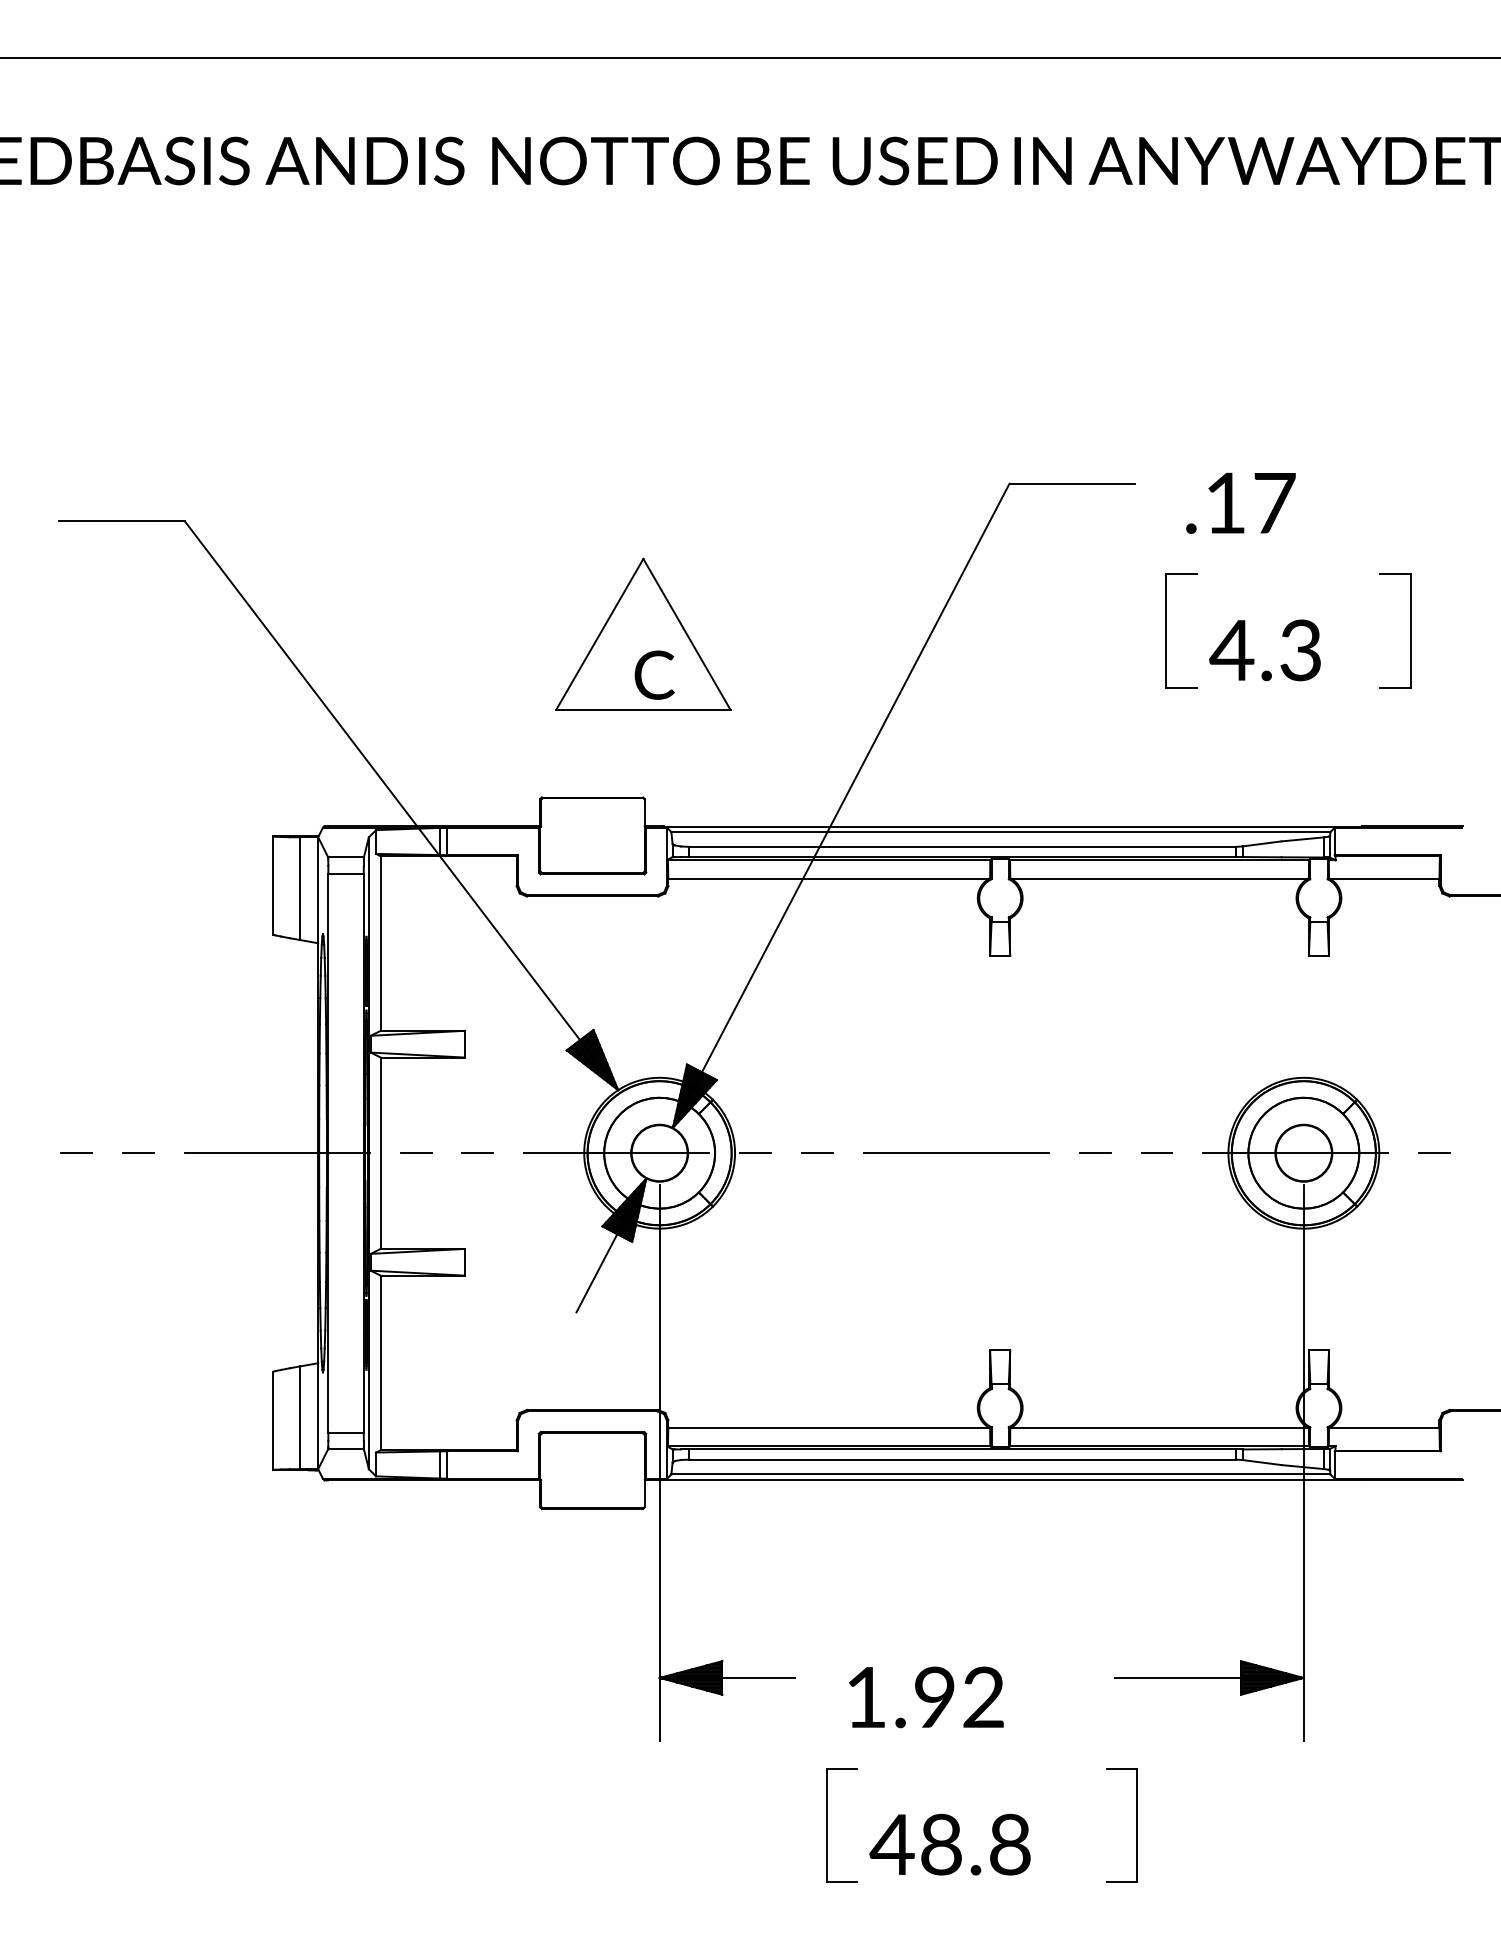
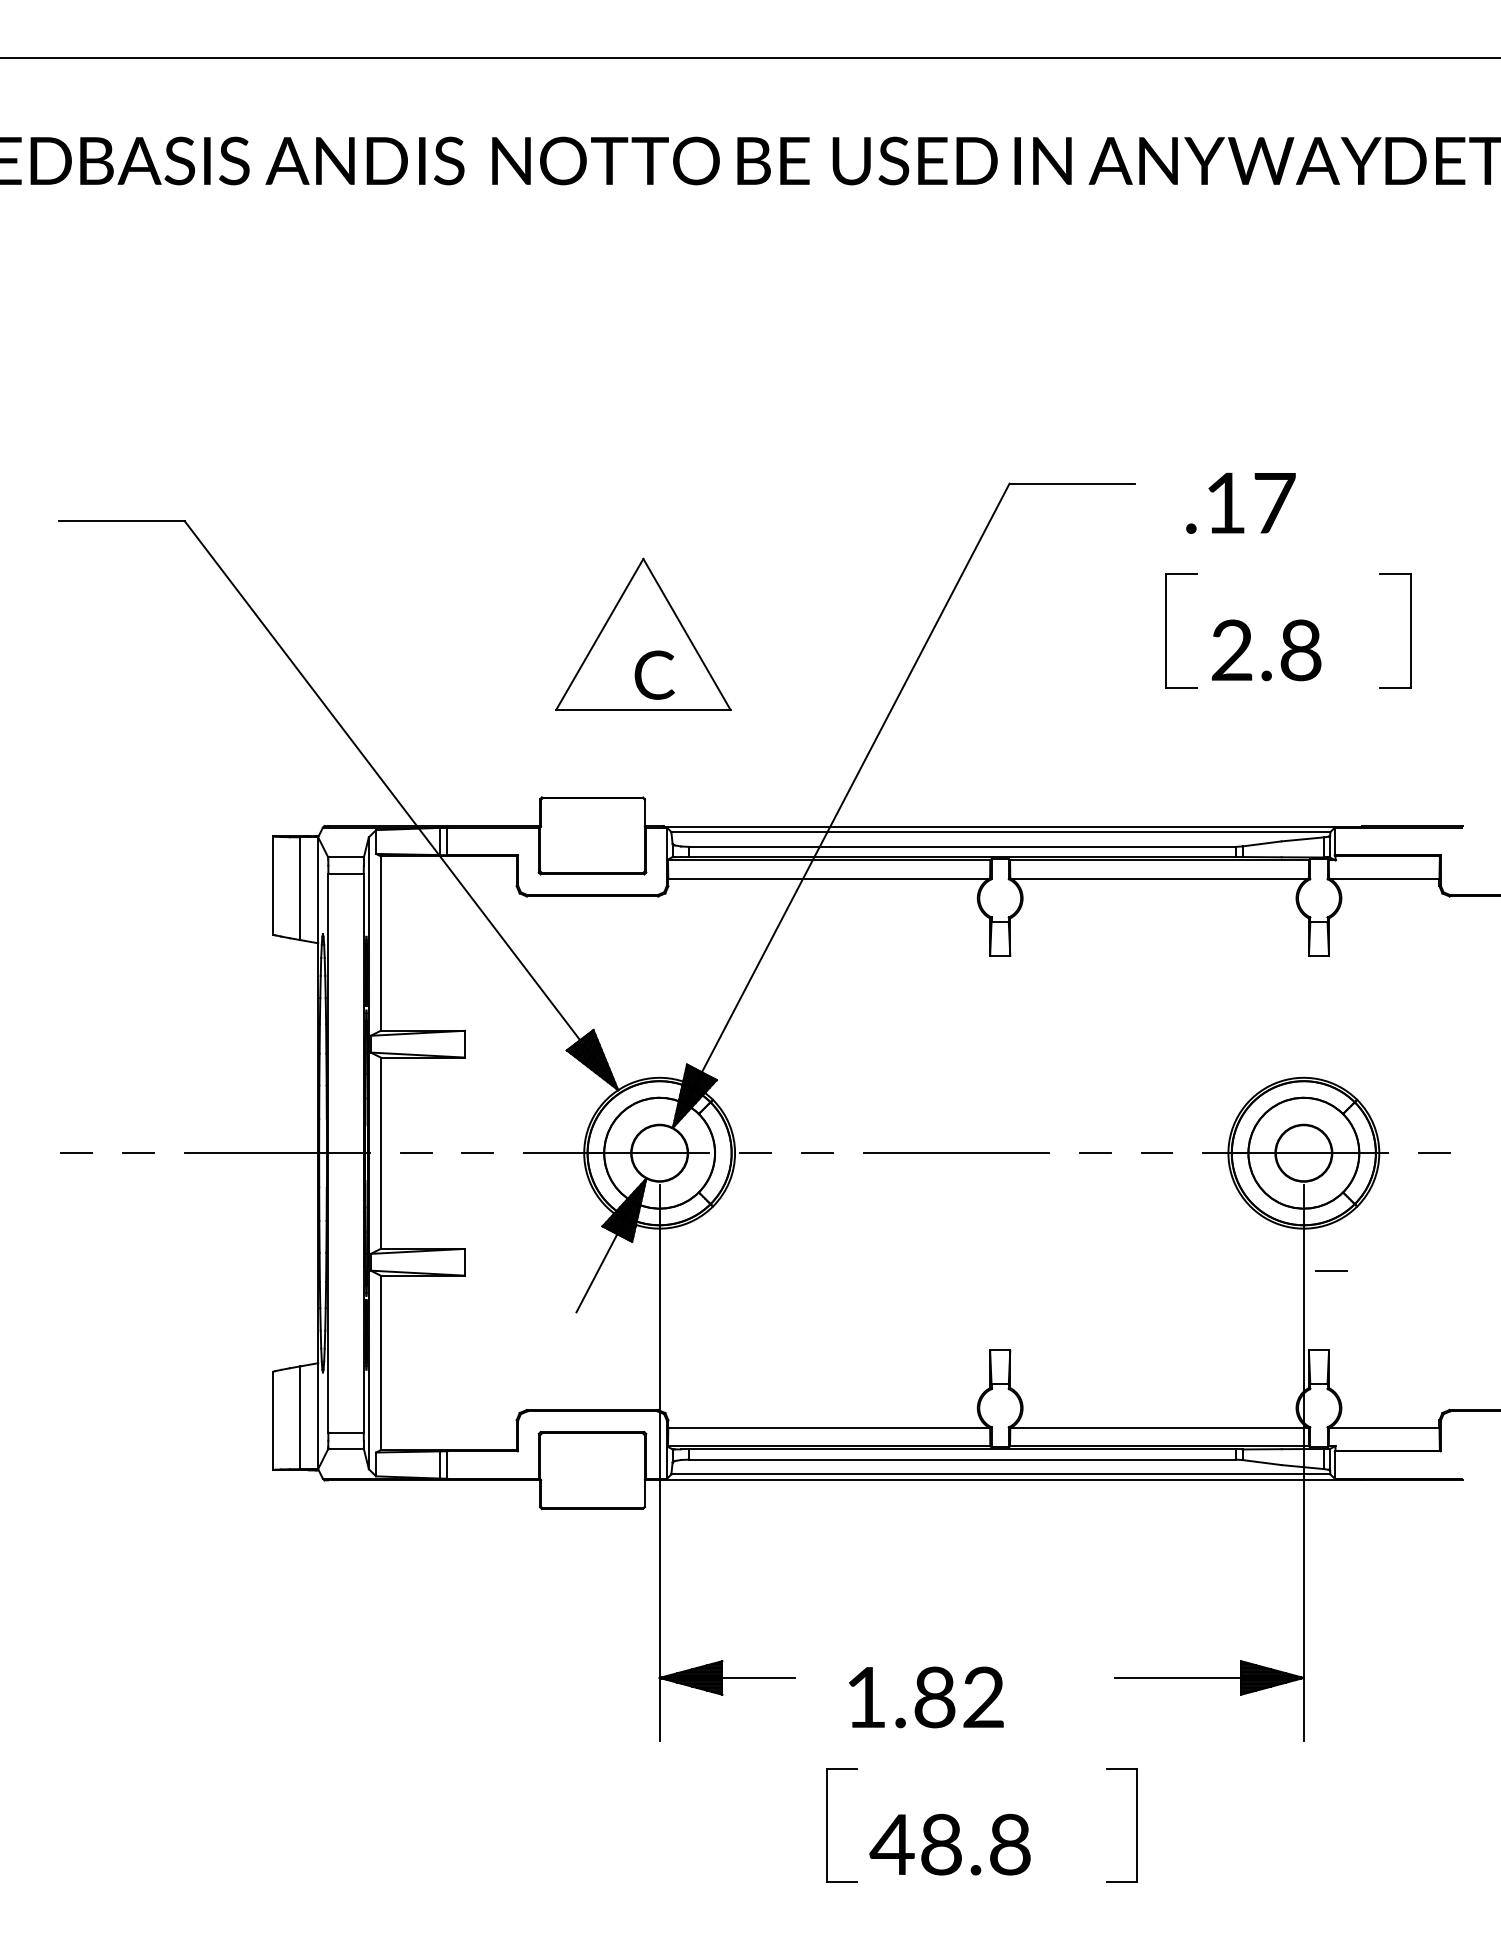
text: 4.3 -> 2.8 (1265, 649)
line: none -> present (1331, 1270)
text: 1.92 -> 1.82 (934, 1698)
